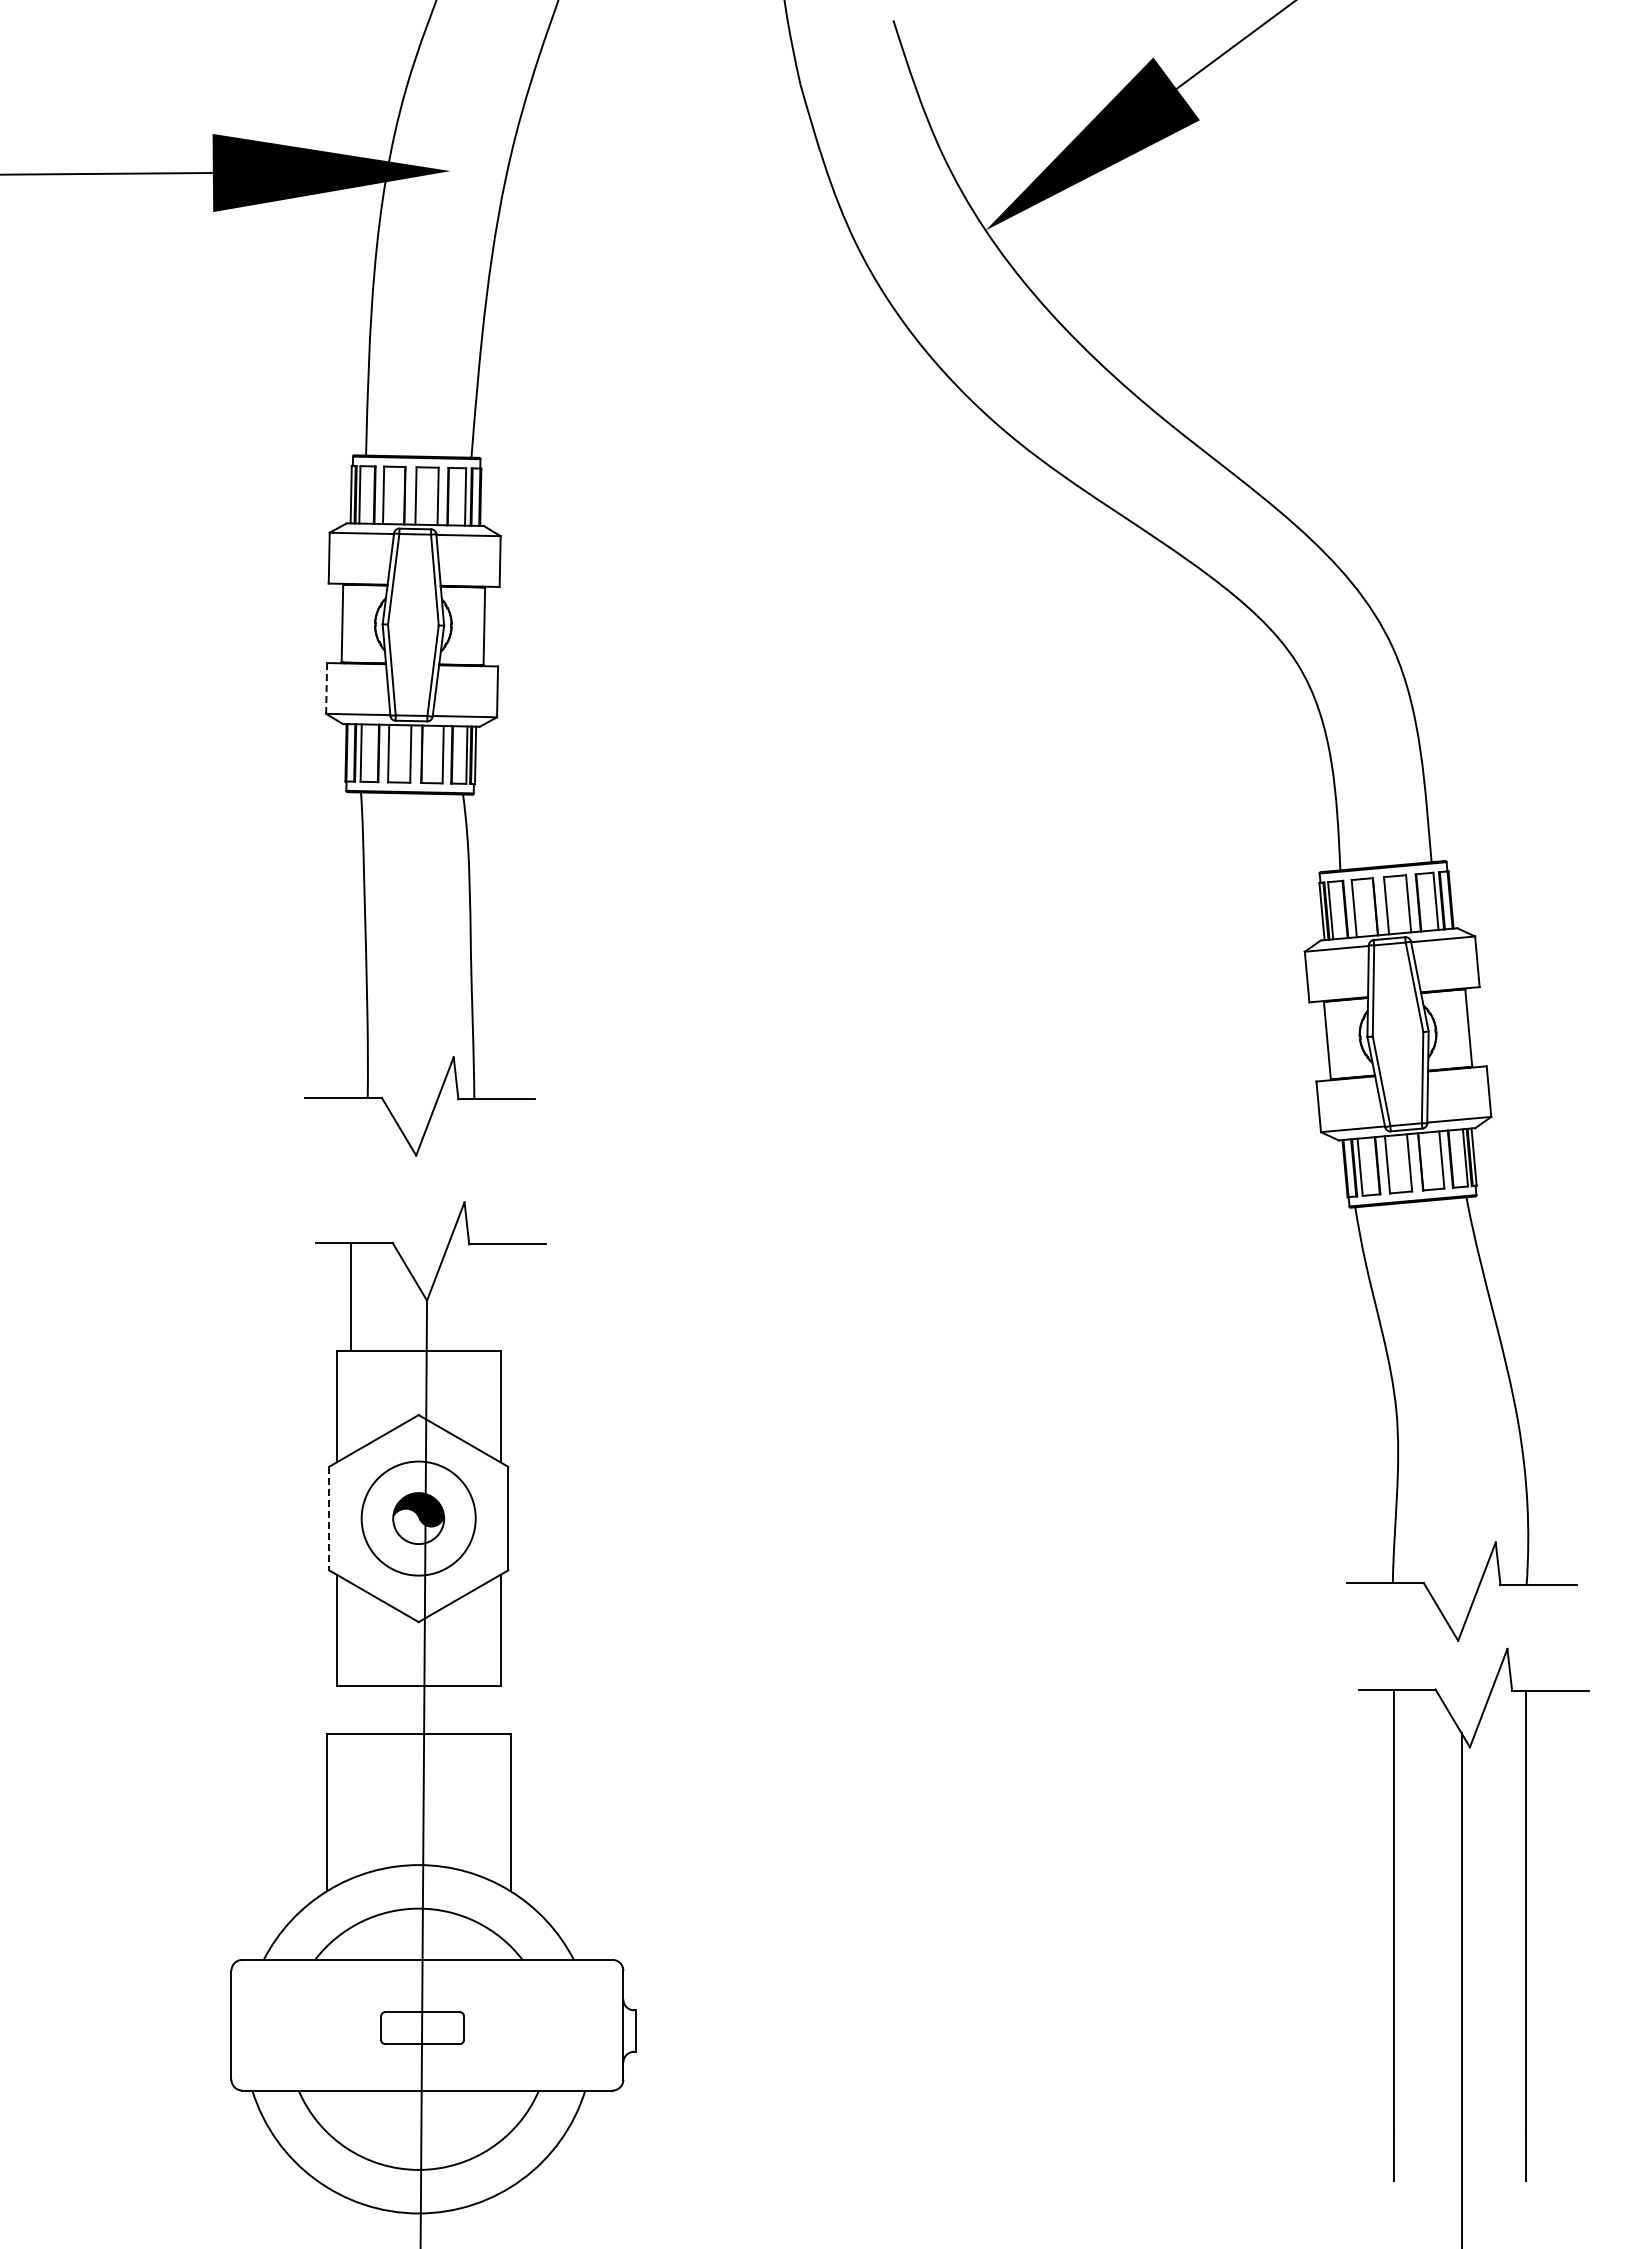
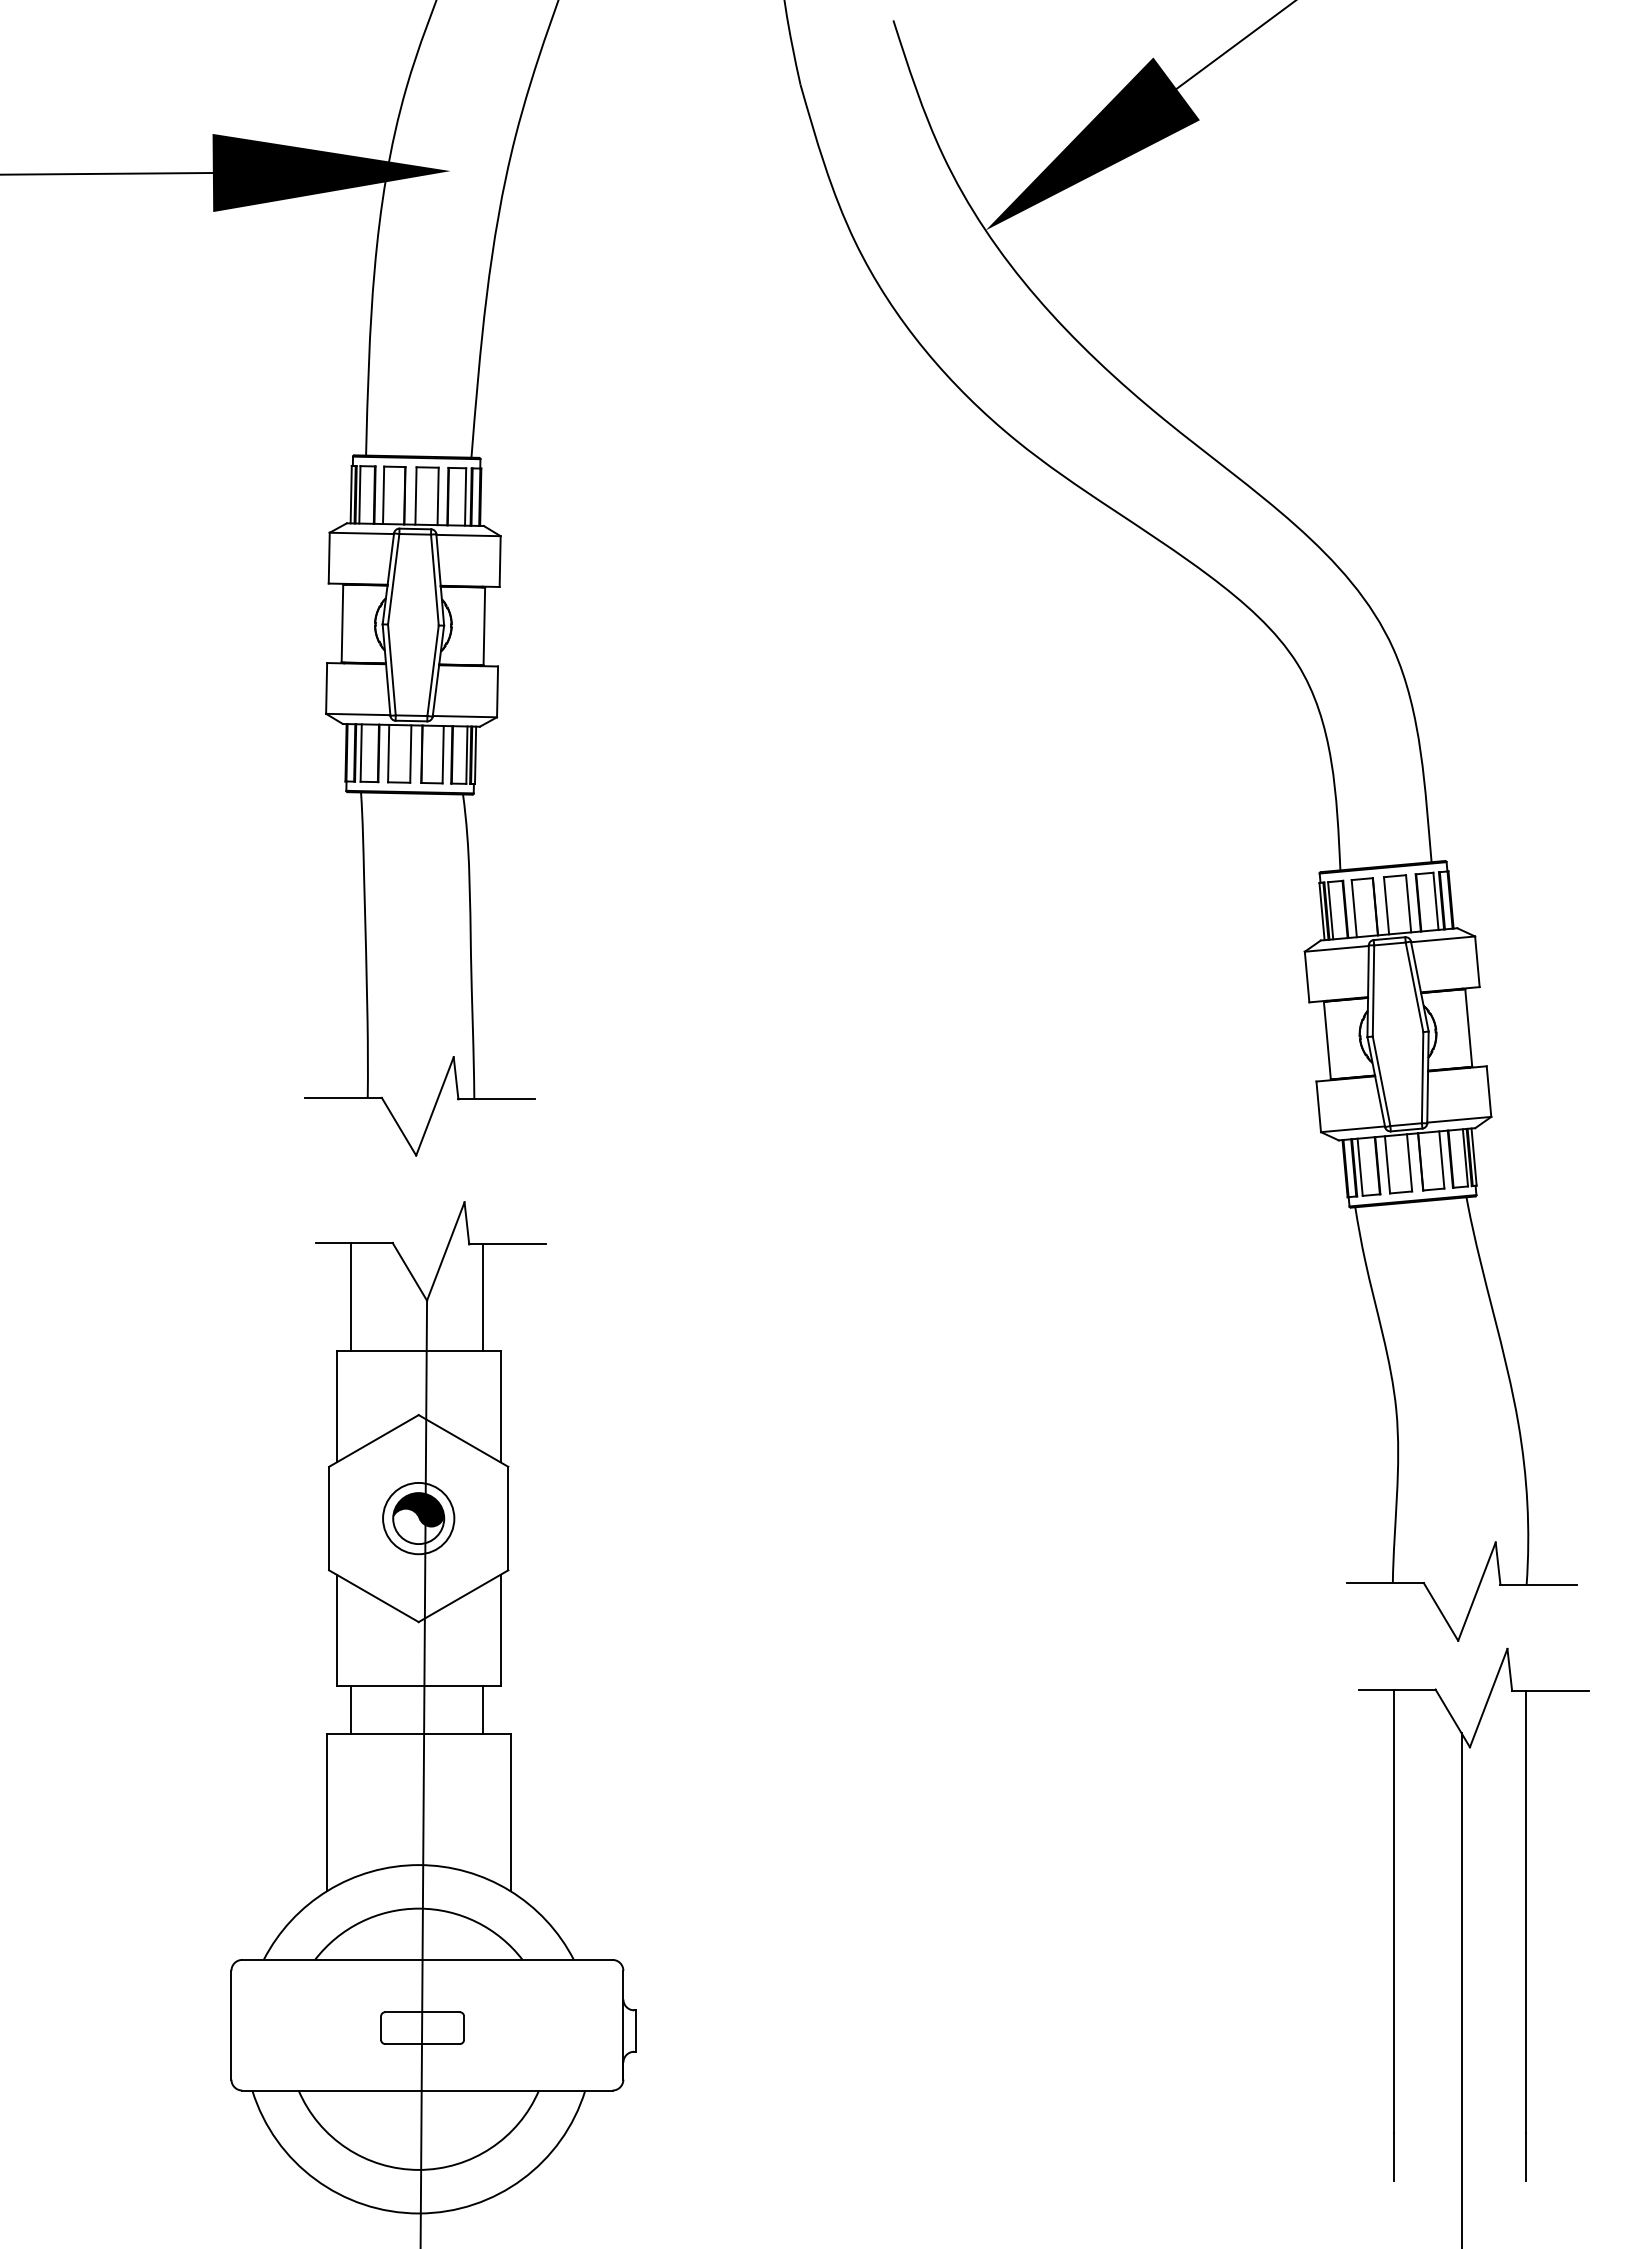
line: dashed -> solid (326, 688)
line: none -> present (482, 1297)
line: dashed -> solid (329, 1518)
circle diameter: 114 px -> 71 px (418, 1518)
line: none -> present (351, 1709)
line: none -> present (482, 1709)
